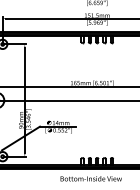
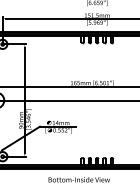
text position: (90, 178) -> (78, 179) (78, 179)
